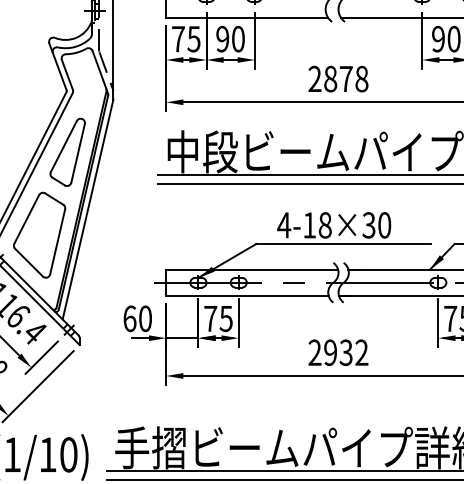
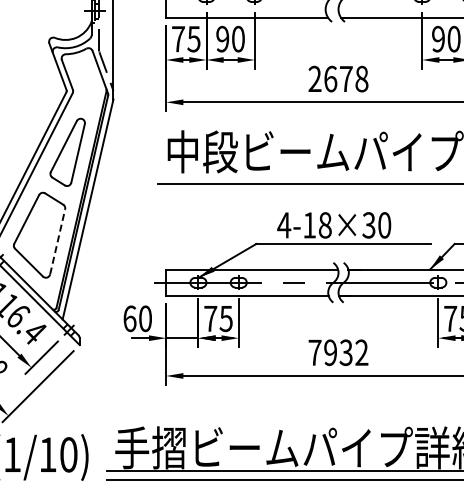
text: 2878 -> 2678 (330, 78)
line: present -> none (309, 175)
line: solid -> dashed (57, 241)
text: 2932 -> 7932 (314, 352)
